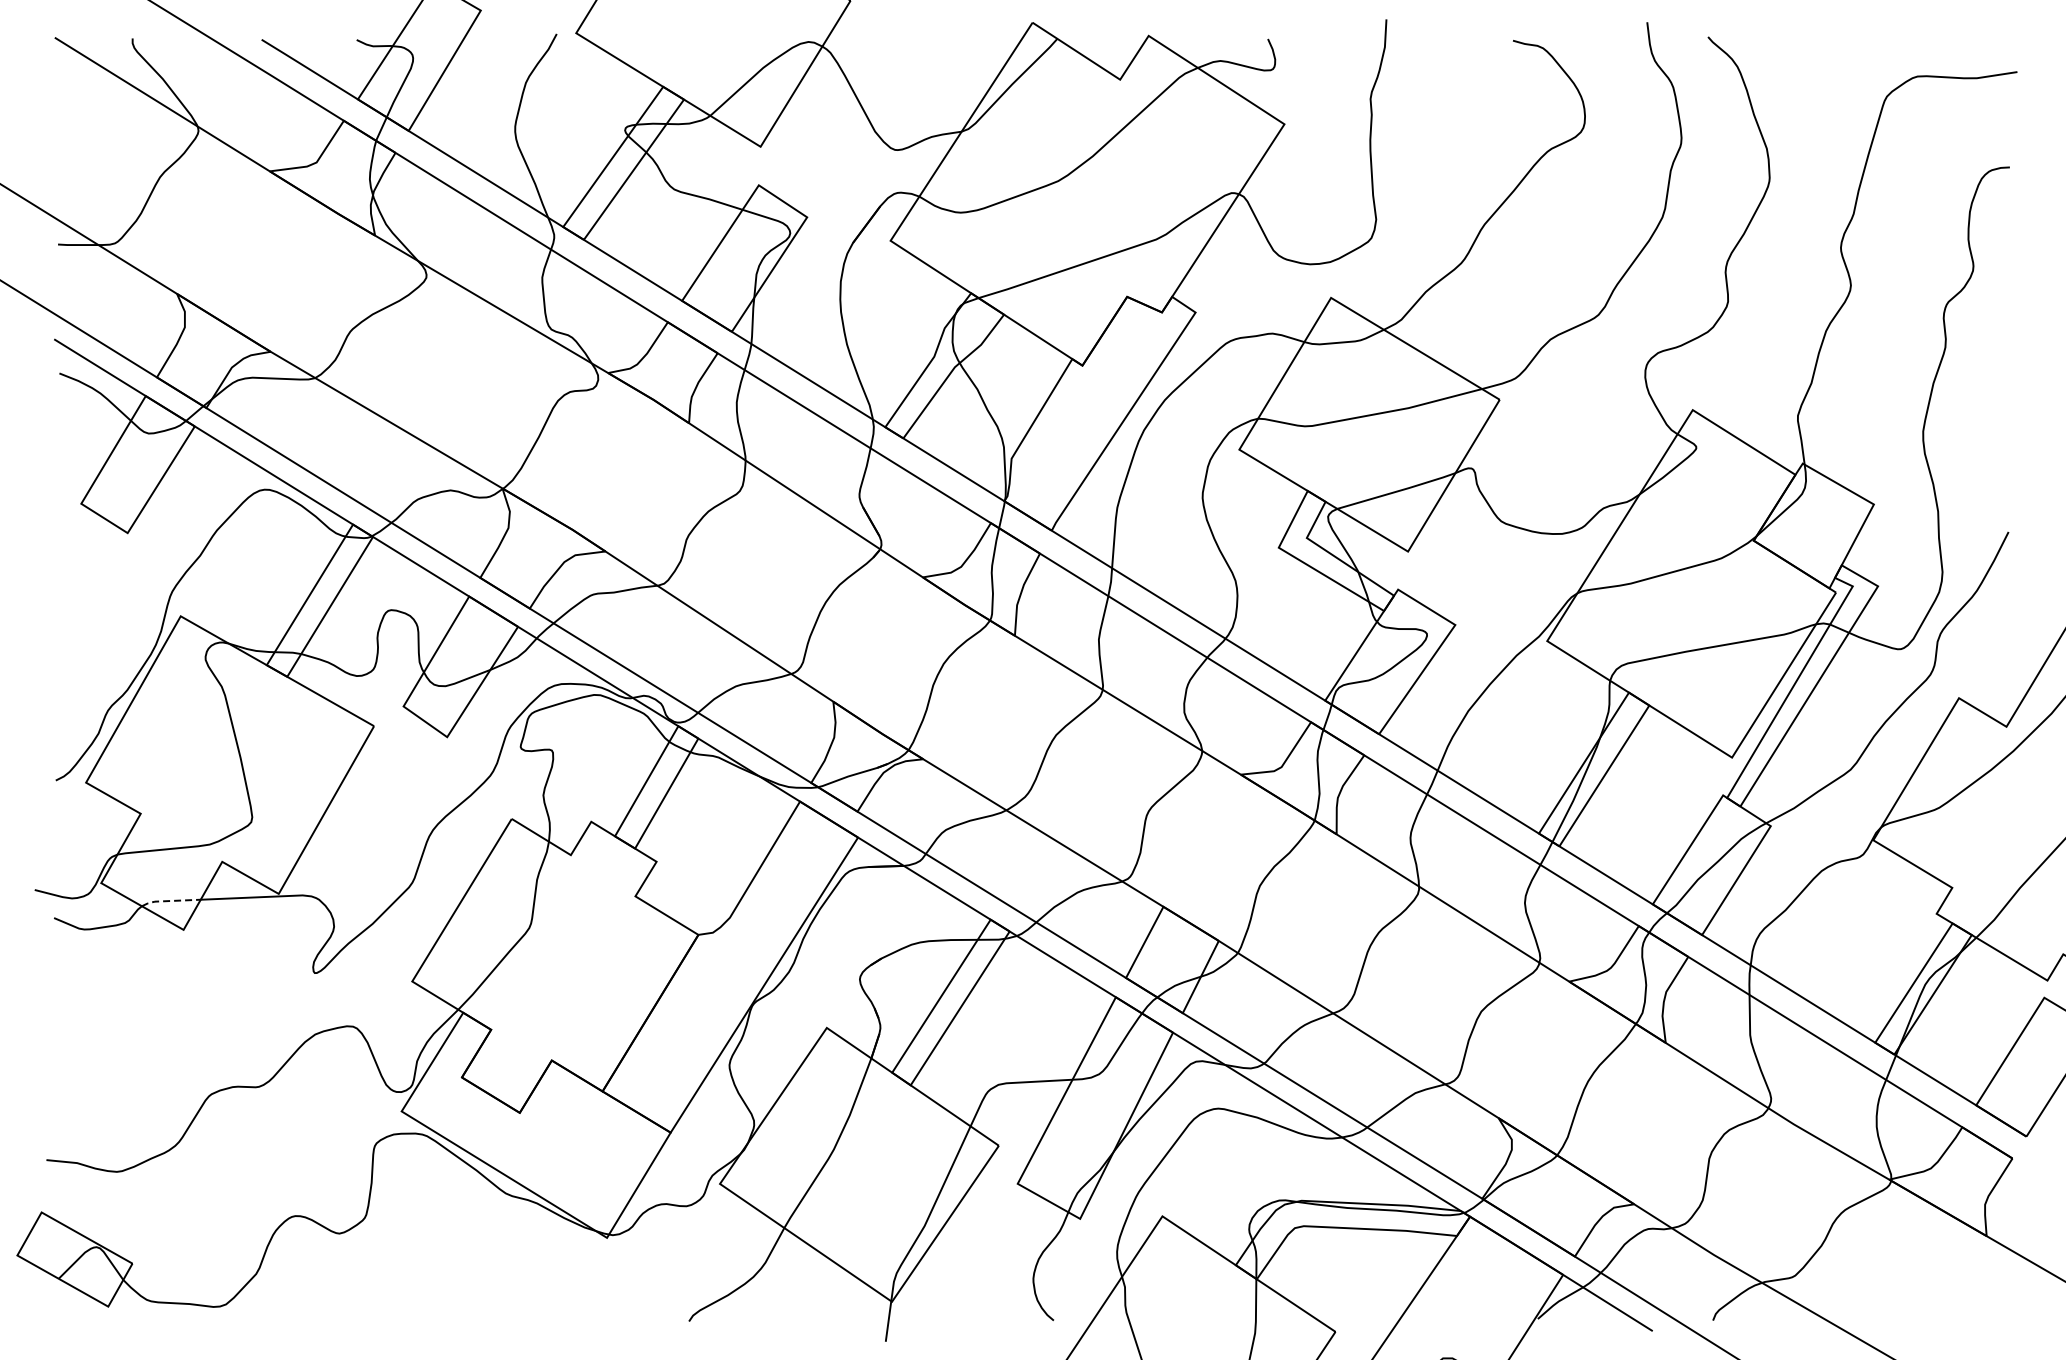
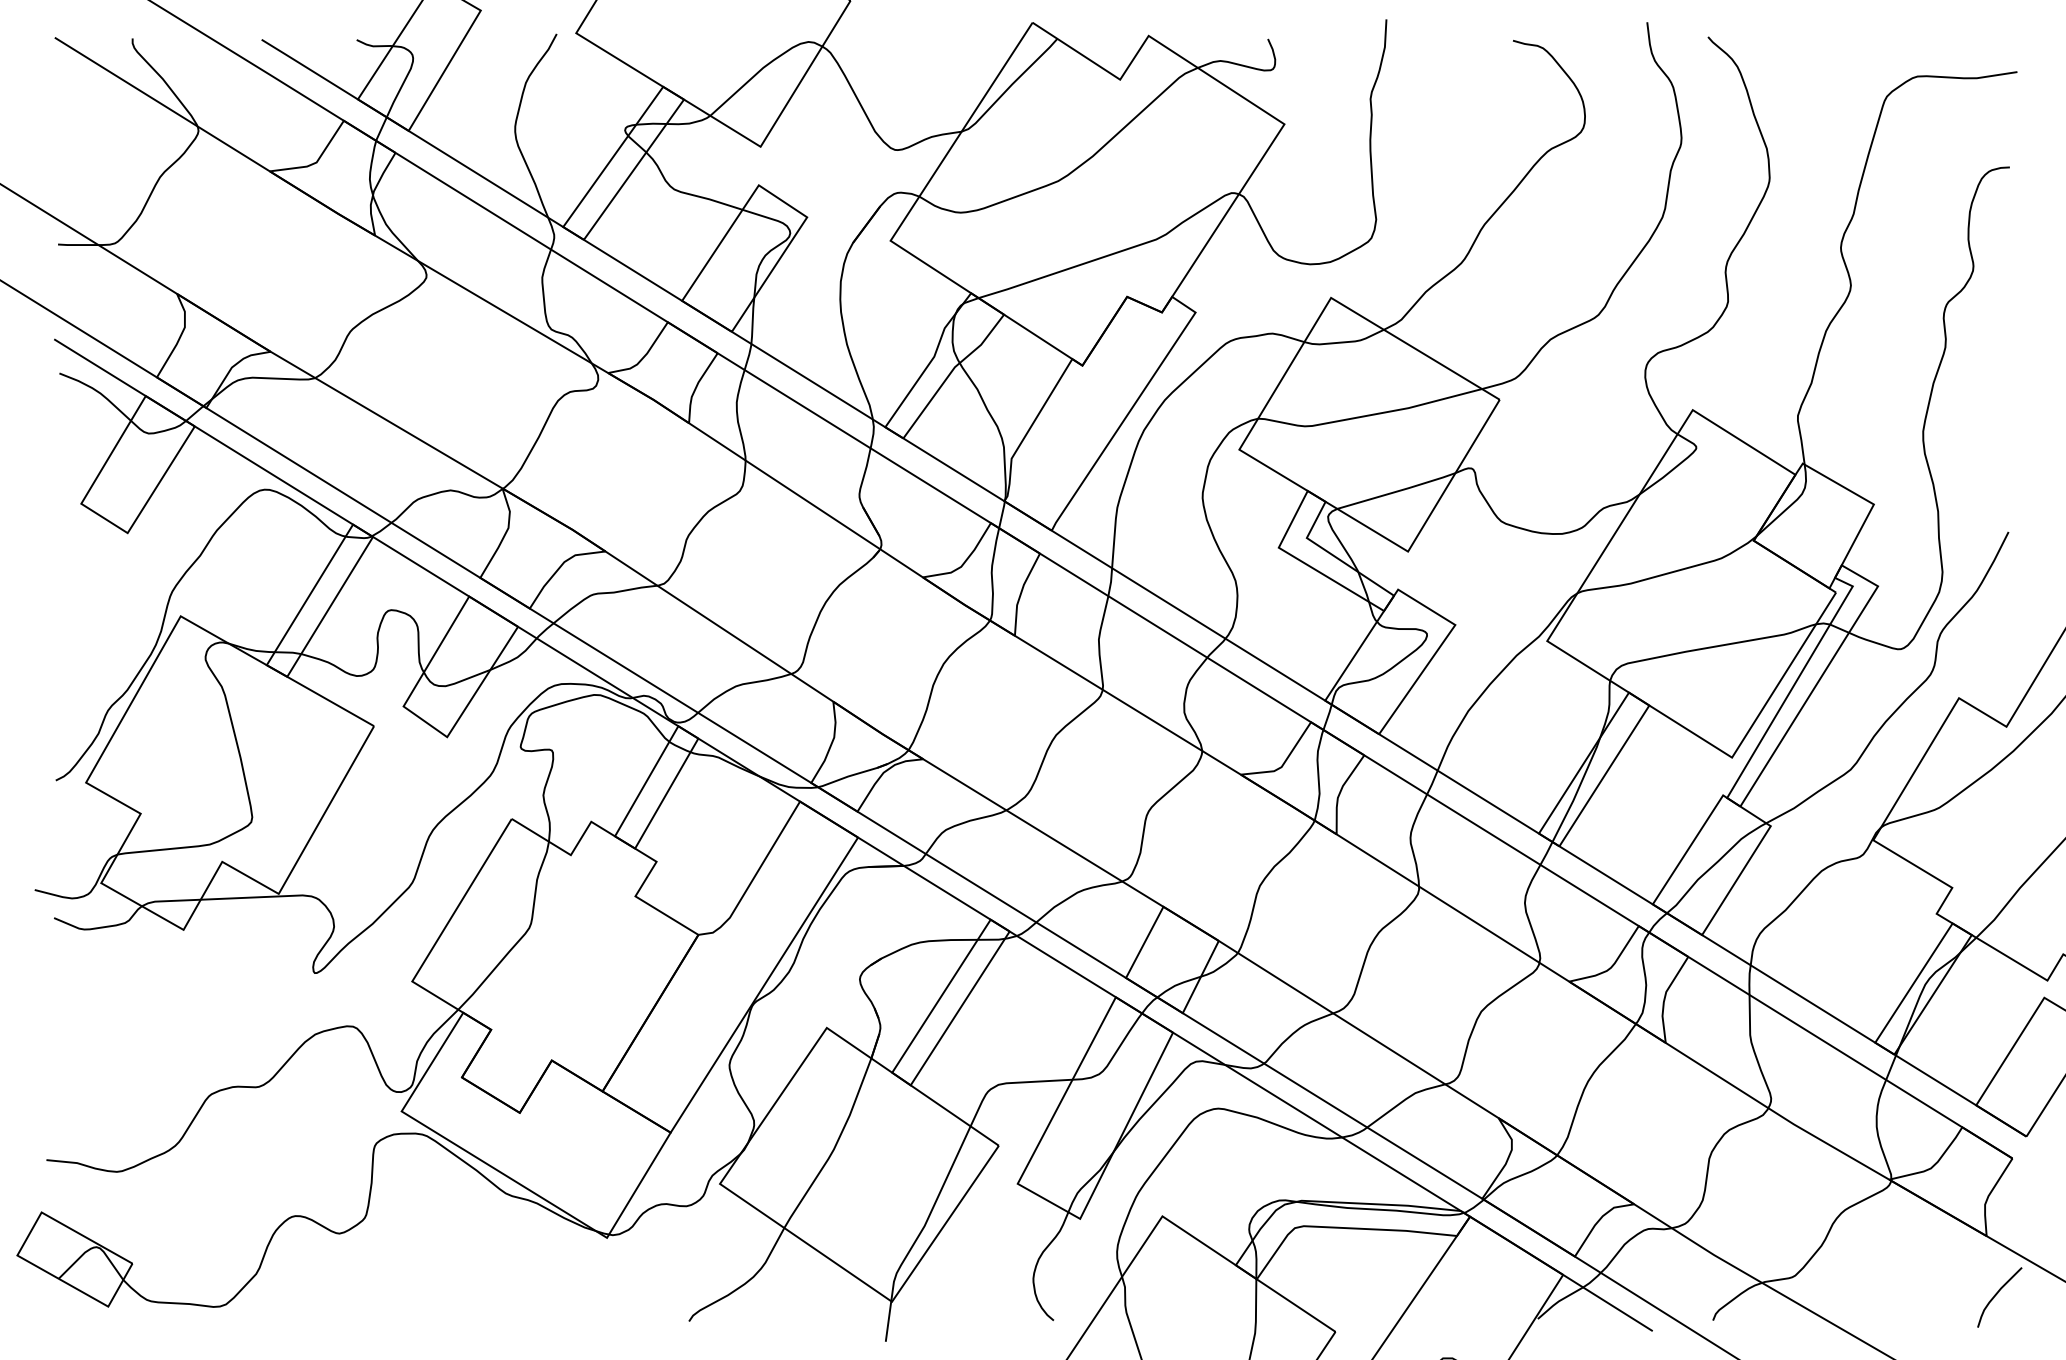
line: dashed -> solid (169, 901)
curve: none -> present (1997, 1294)
